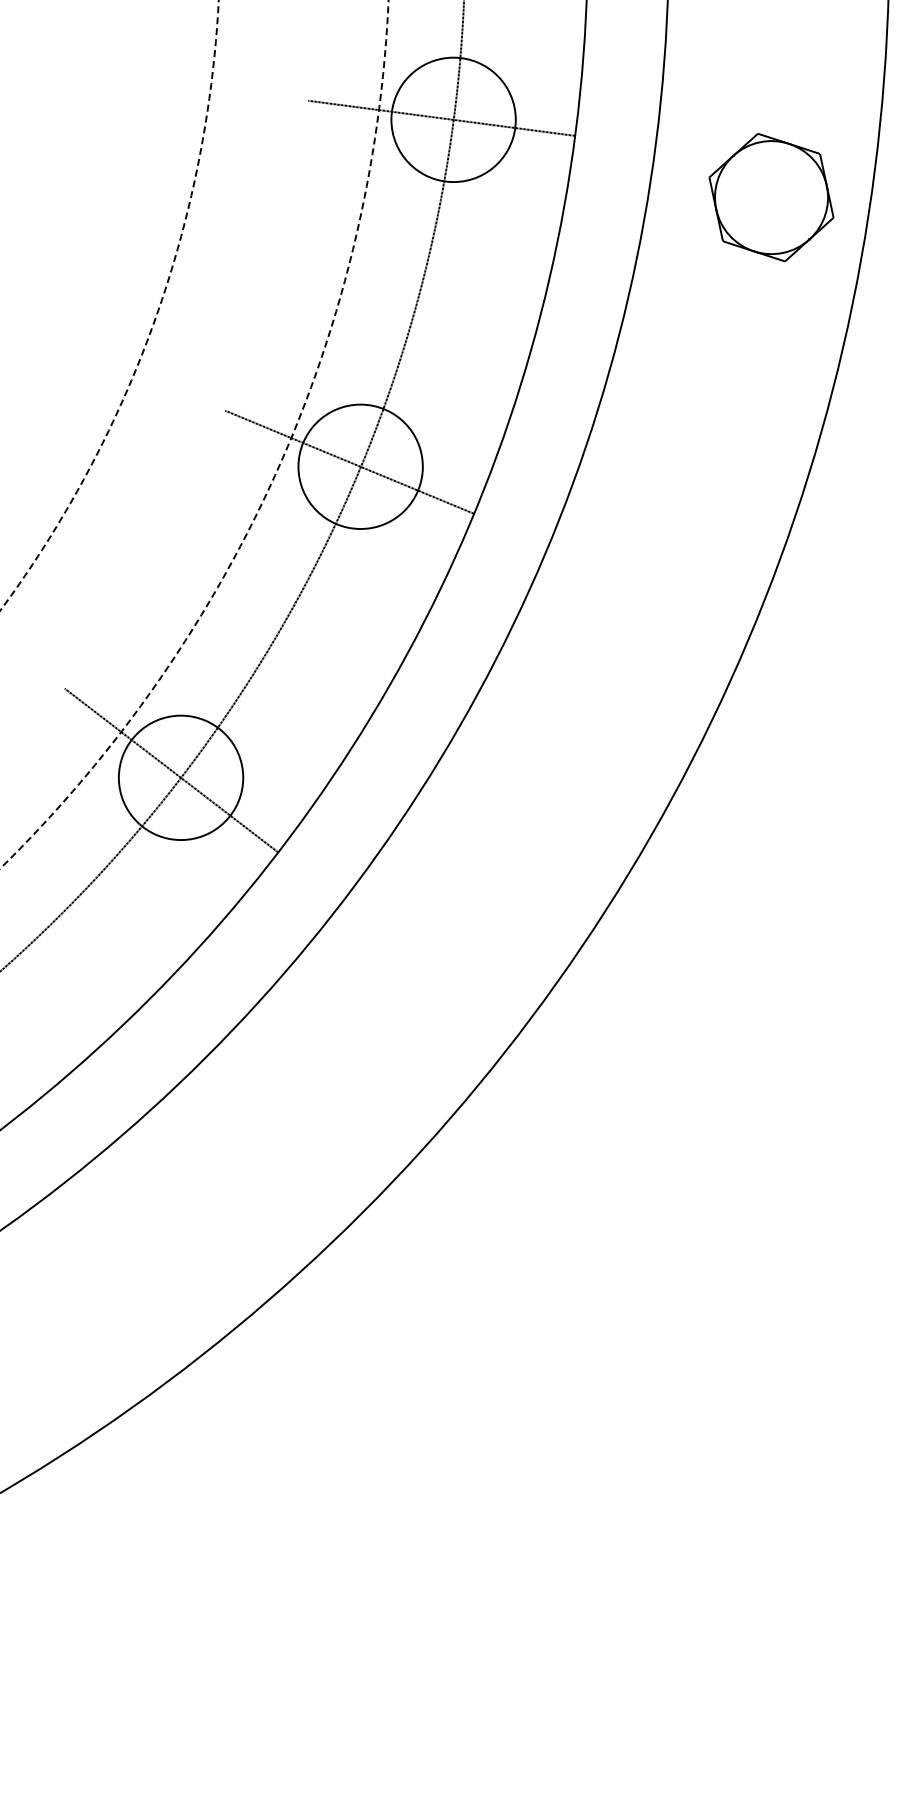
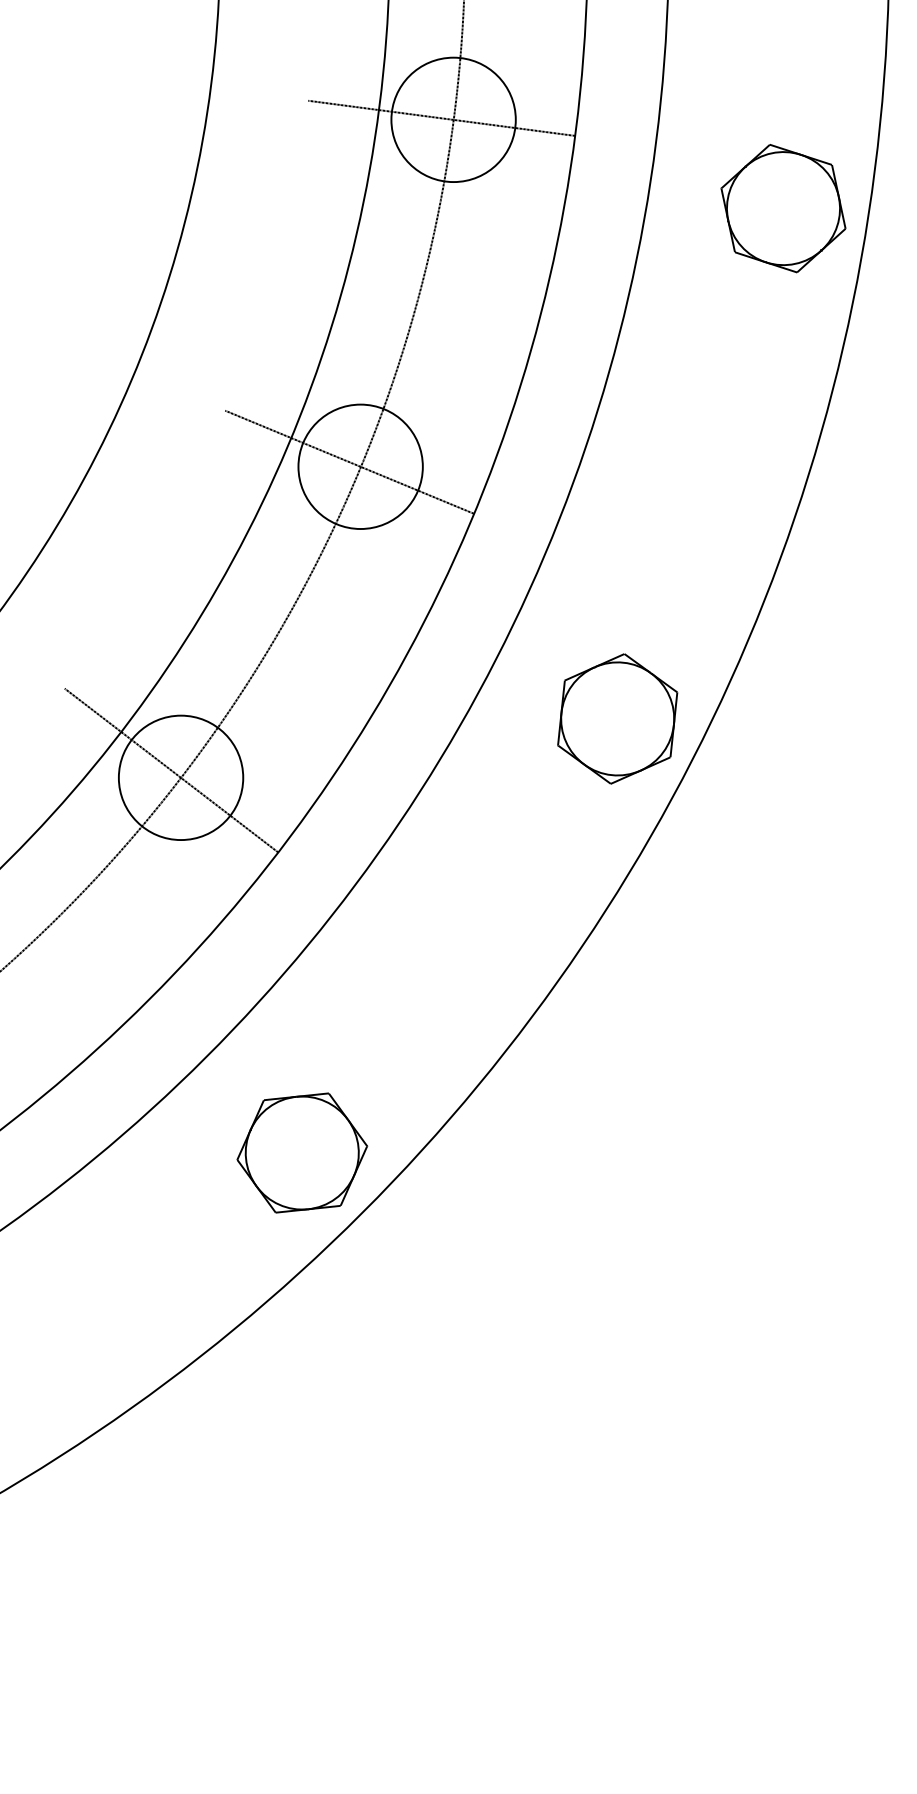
part position: (771, 197) -> (783, 208) (783, 208)
circle: dashed -> solid (109, 305)
circle: dashed -> solid (194, 434)
part: none -> present (617, 718)
part: none -> present (302, 1152)
